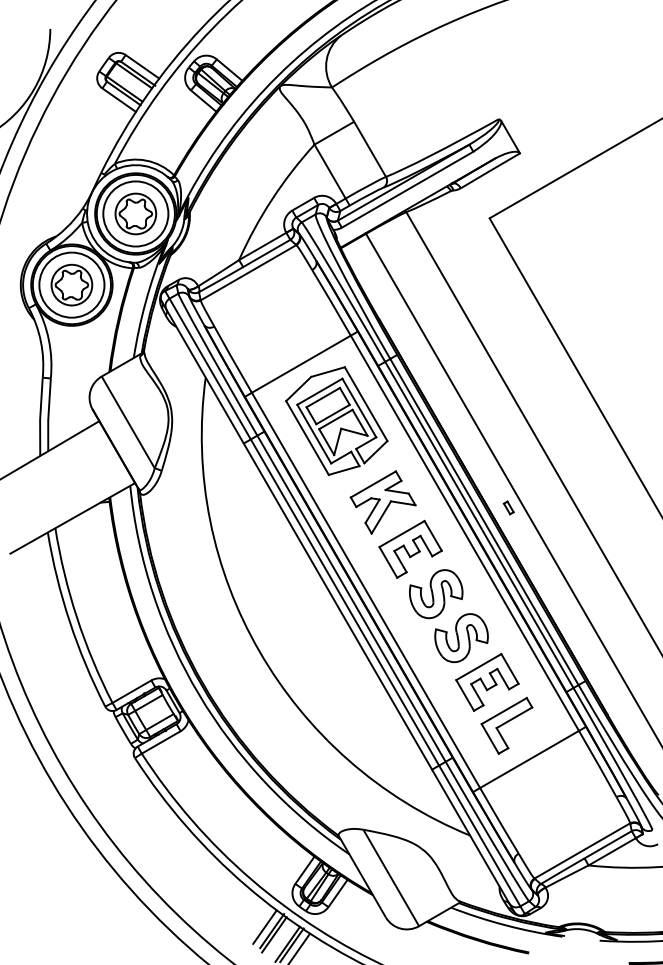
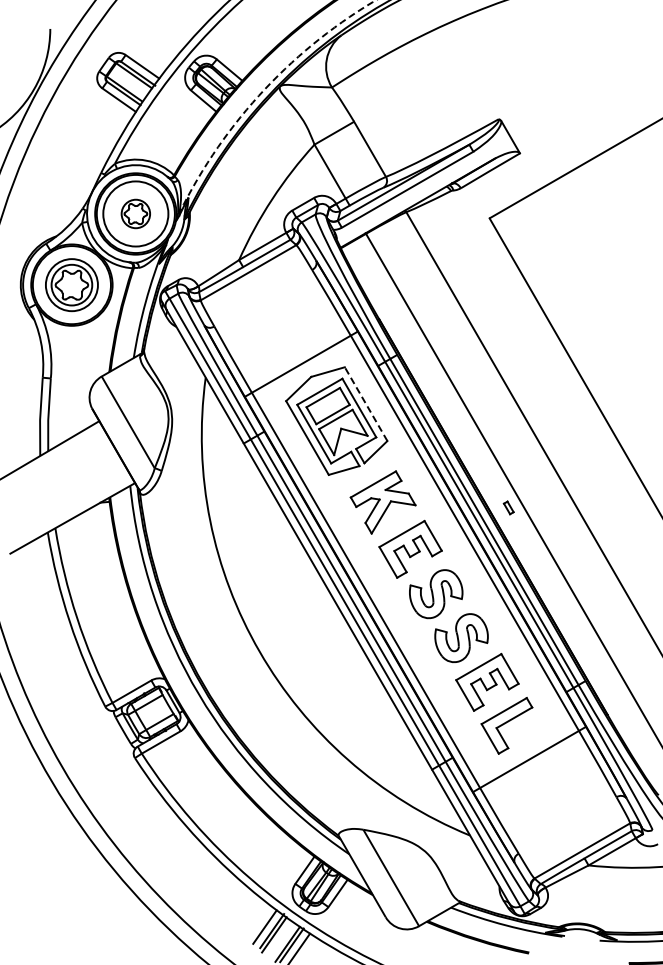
arc: solid -> dashed (262, 91)
part size: 44x44 px -> 31x32 px (135, 213)
circle diameter: 65 px -> 52 px (71, 285)
line: solid -> dashed (366, 404)
